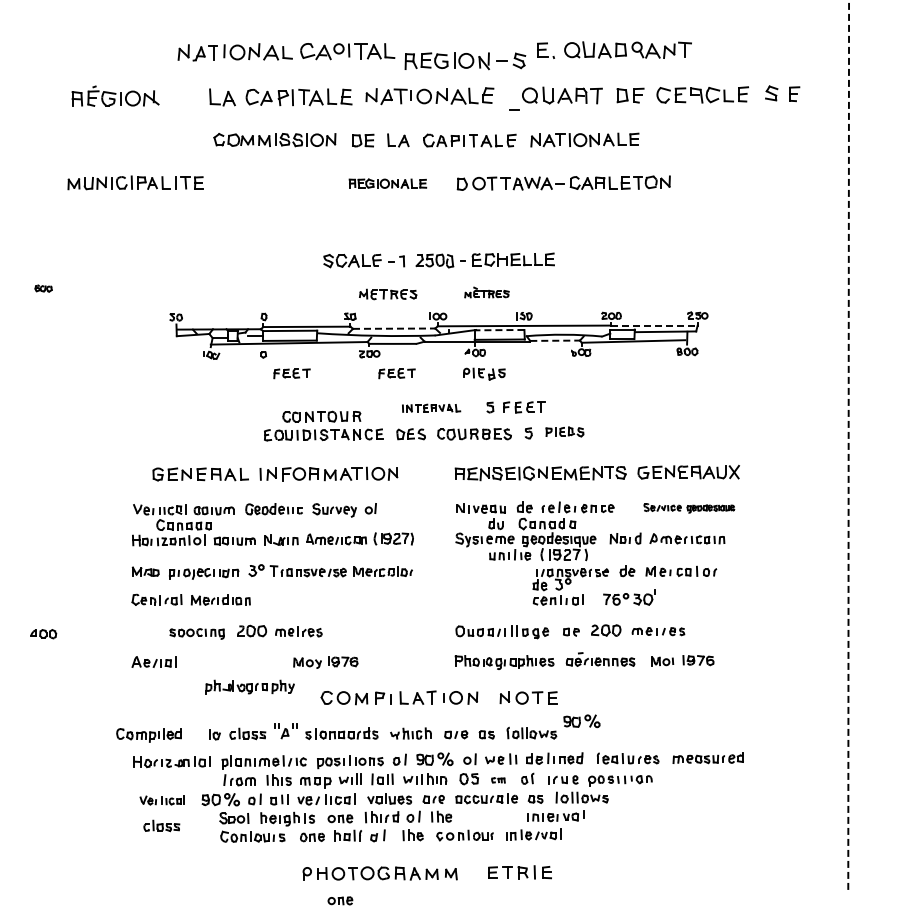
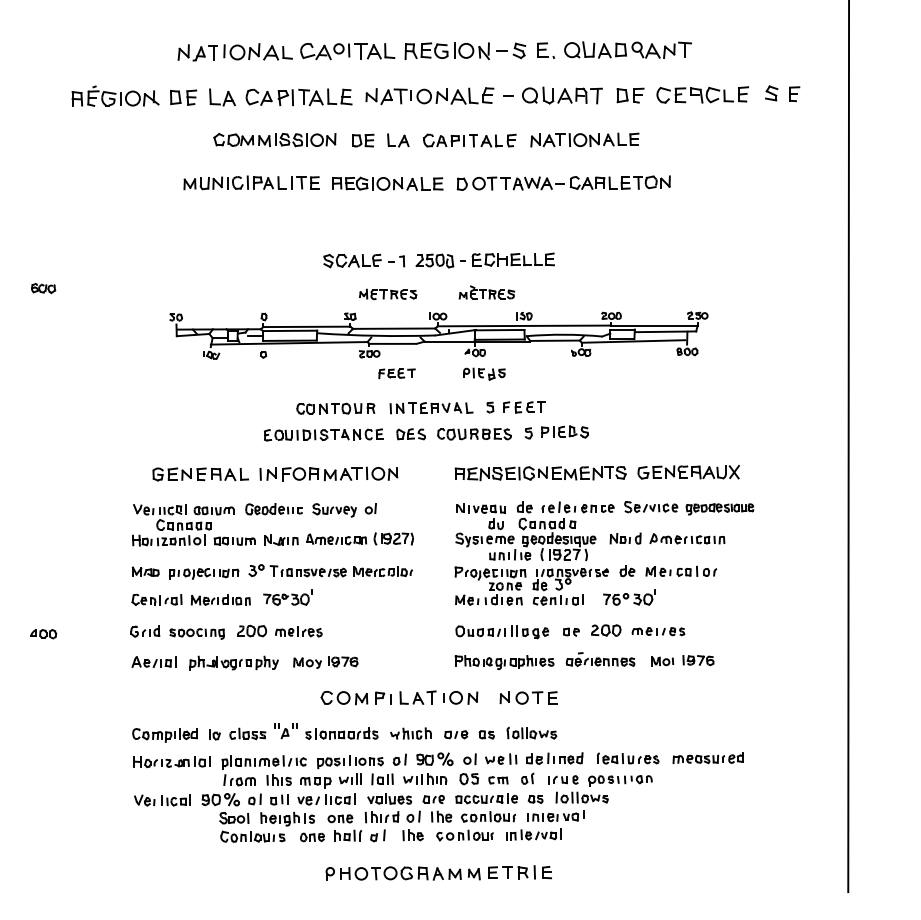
part position: (465, 61) -> (465, 51) (465, 51)
part: none -> present (183, 97)
line position: (514, 109) -> (508, 95) (508, 95)
part position: (135, 182) -> (251, 182) (251, 182)
part size: 80x11 px -> 112x15 px (387, 183)
part size: 19x9 px -> 26x12 px (43, 288)
part size: 46x13 px -> 58x15 px (486, 292)
line: dashed -> solid (654, 325)
line: dashed -> solid (394, 328)
line: dashed -> solid (499, 330)
line: dashed -> solid (555, 340)
part: present -> none (291, 373)
part size: 60x10 px -> 85x13 px (431, 408)
part position: (321, 416) -> (335, 408) (335, 408)
part size: 40x12 px -> 48x14 px (564, 431)
line: dashed -> solid (848, 446)
part size: 93x11 px -> 131x15 px (689, 508)
part: none -> present (490, 585)
part: none -> present (287, 597)
part: none -> present (145, 631)
part position: (249, 686) -> (233, 662) (233, 662)
part: present -> none (581, 721)
part position: (148, 735) -> (164, 735) (164, 735)
part size: 15x7 px -> 21x9 px (498, 780)
part size: 46x11 px -> 57x13 px (162, 800)
part: none -> present (487, 816)
part: present -> none (161, 825)
part position: (379, 873) -> (402, 873) (402, 873)
part: present -> none (340, 900)
